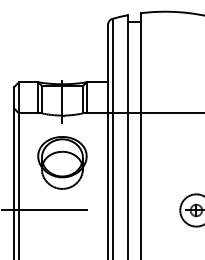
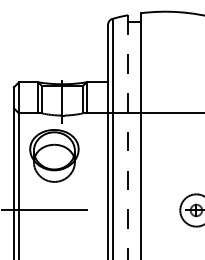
line: solid -> dashed (128, 138)
part position: (62, 162) -> (54, 155) (54, 155)
